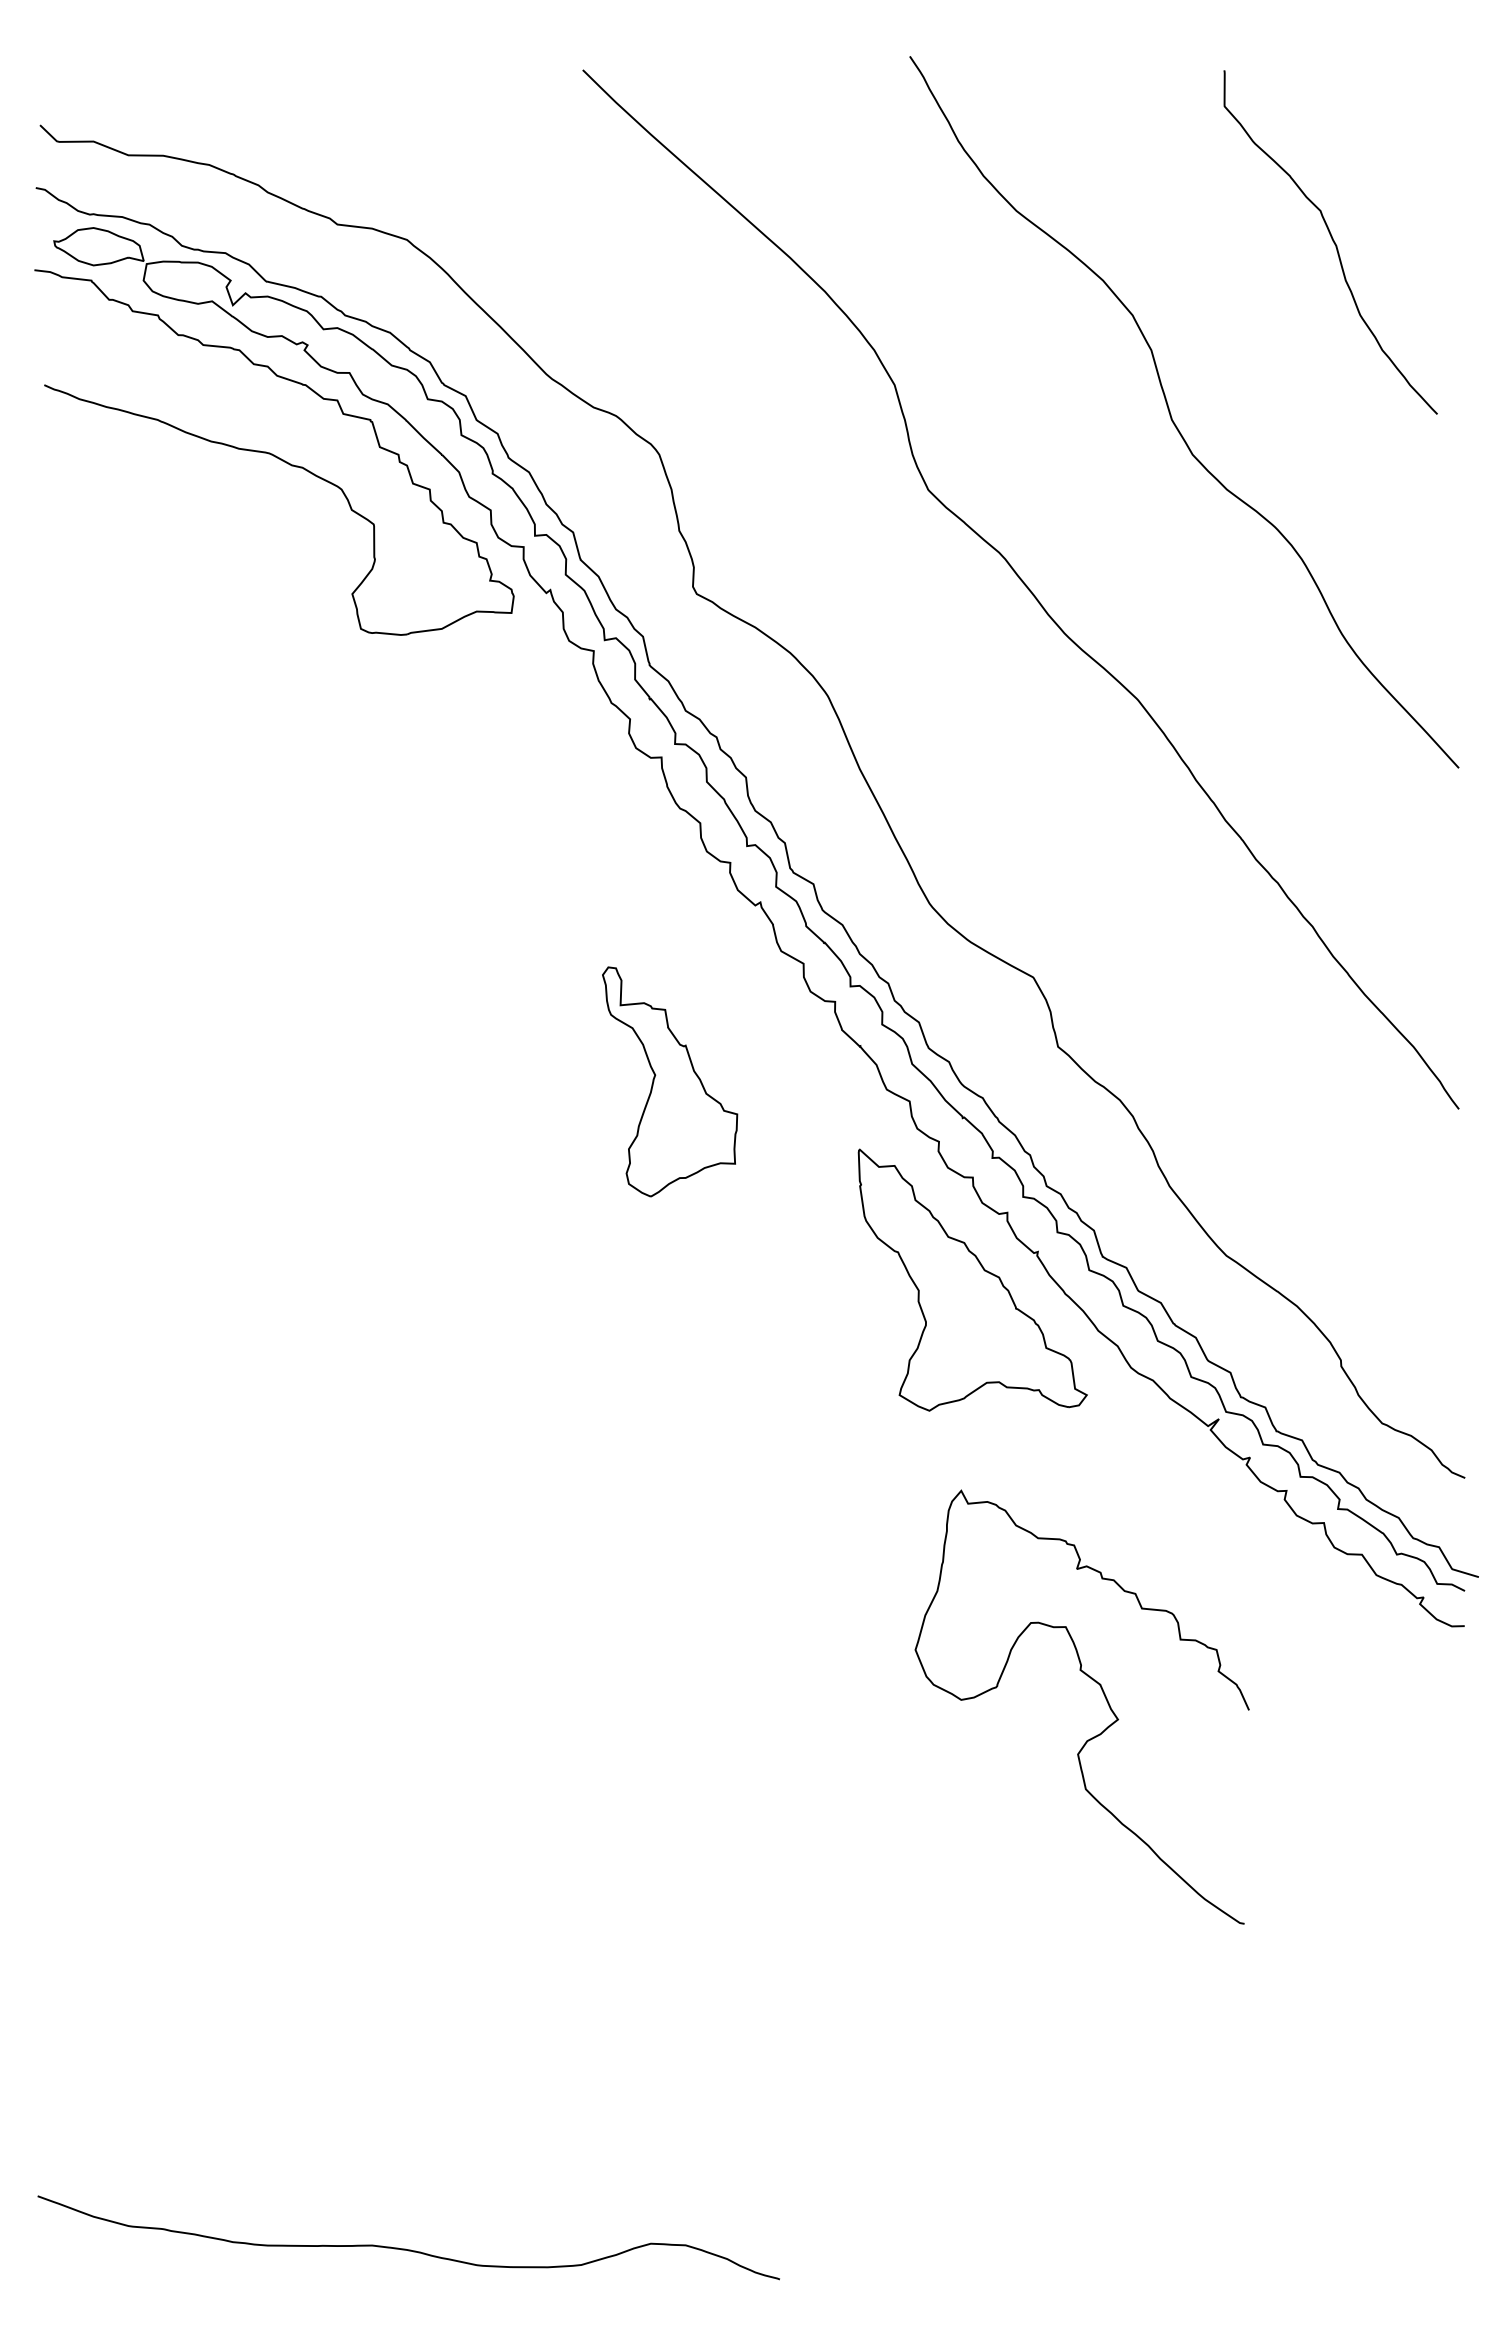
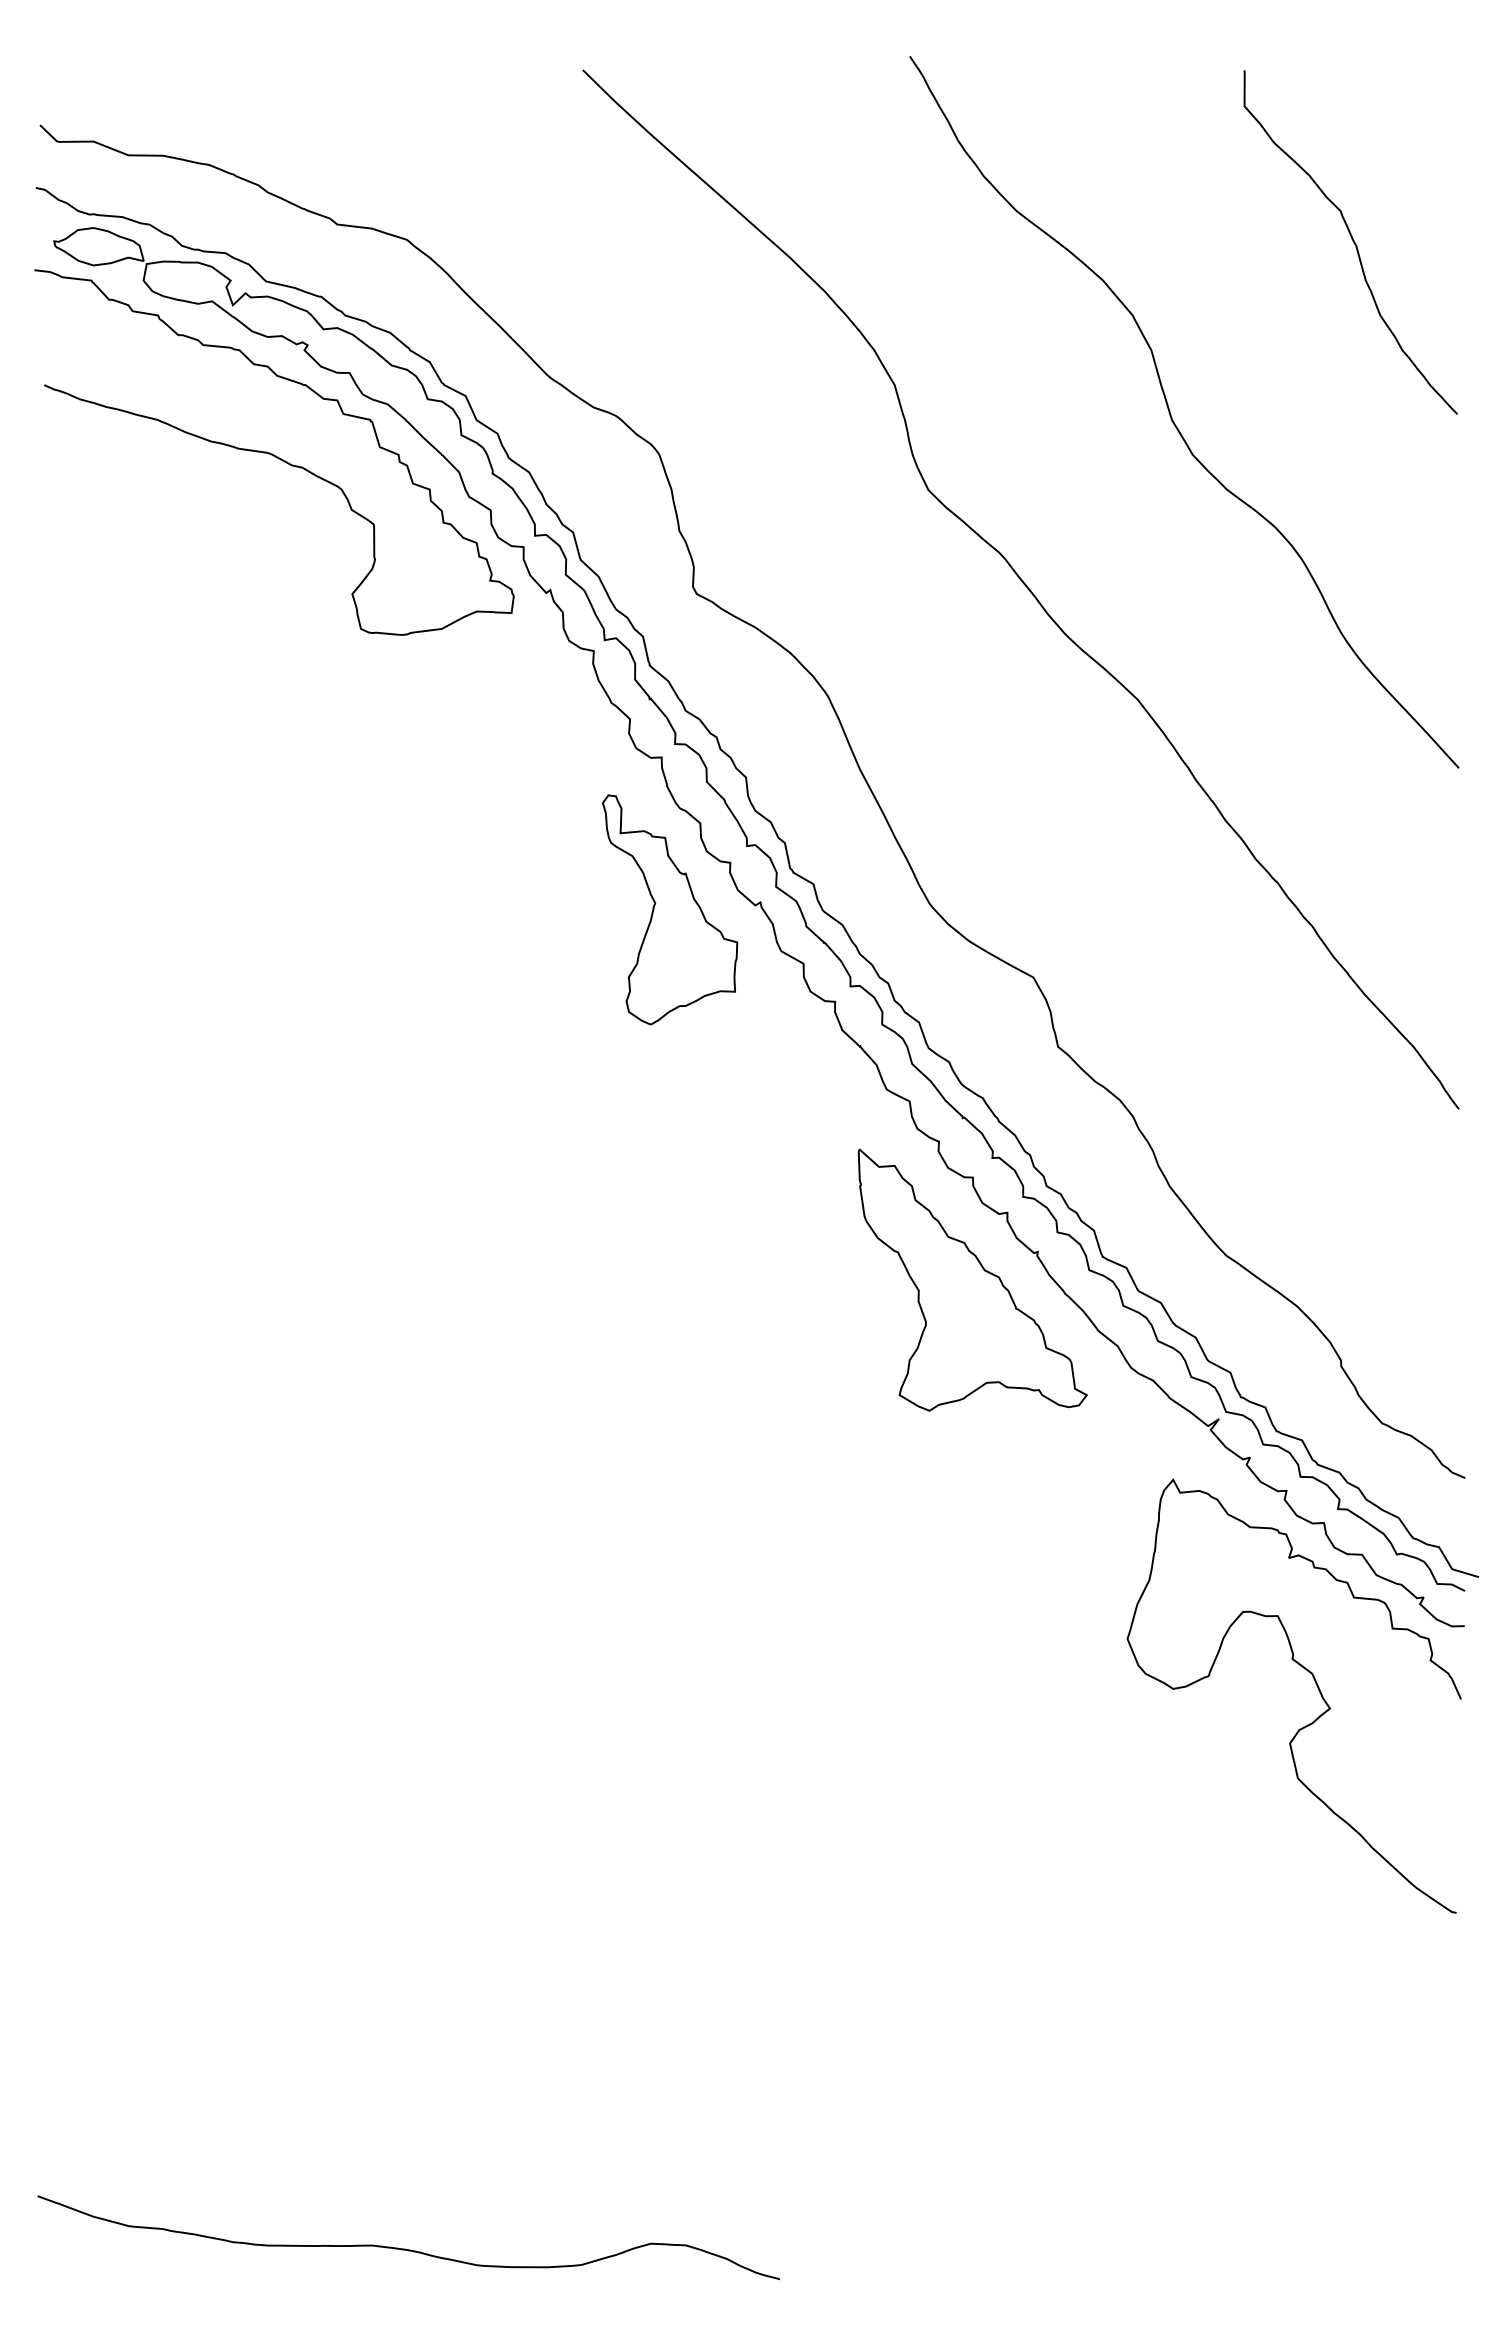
curve position: (1332, 241) -> (1352, 241) (1352, 241)
part position: (670, 1081) -> (670, 909) (670, 909)
curve position: (1104, 1697) -> (1316, 1686) (1316, 1686)
